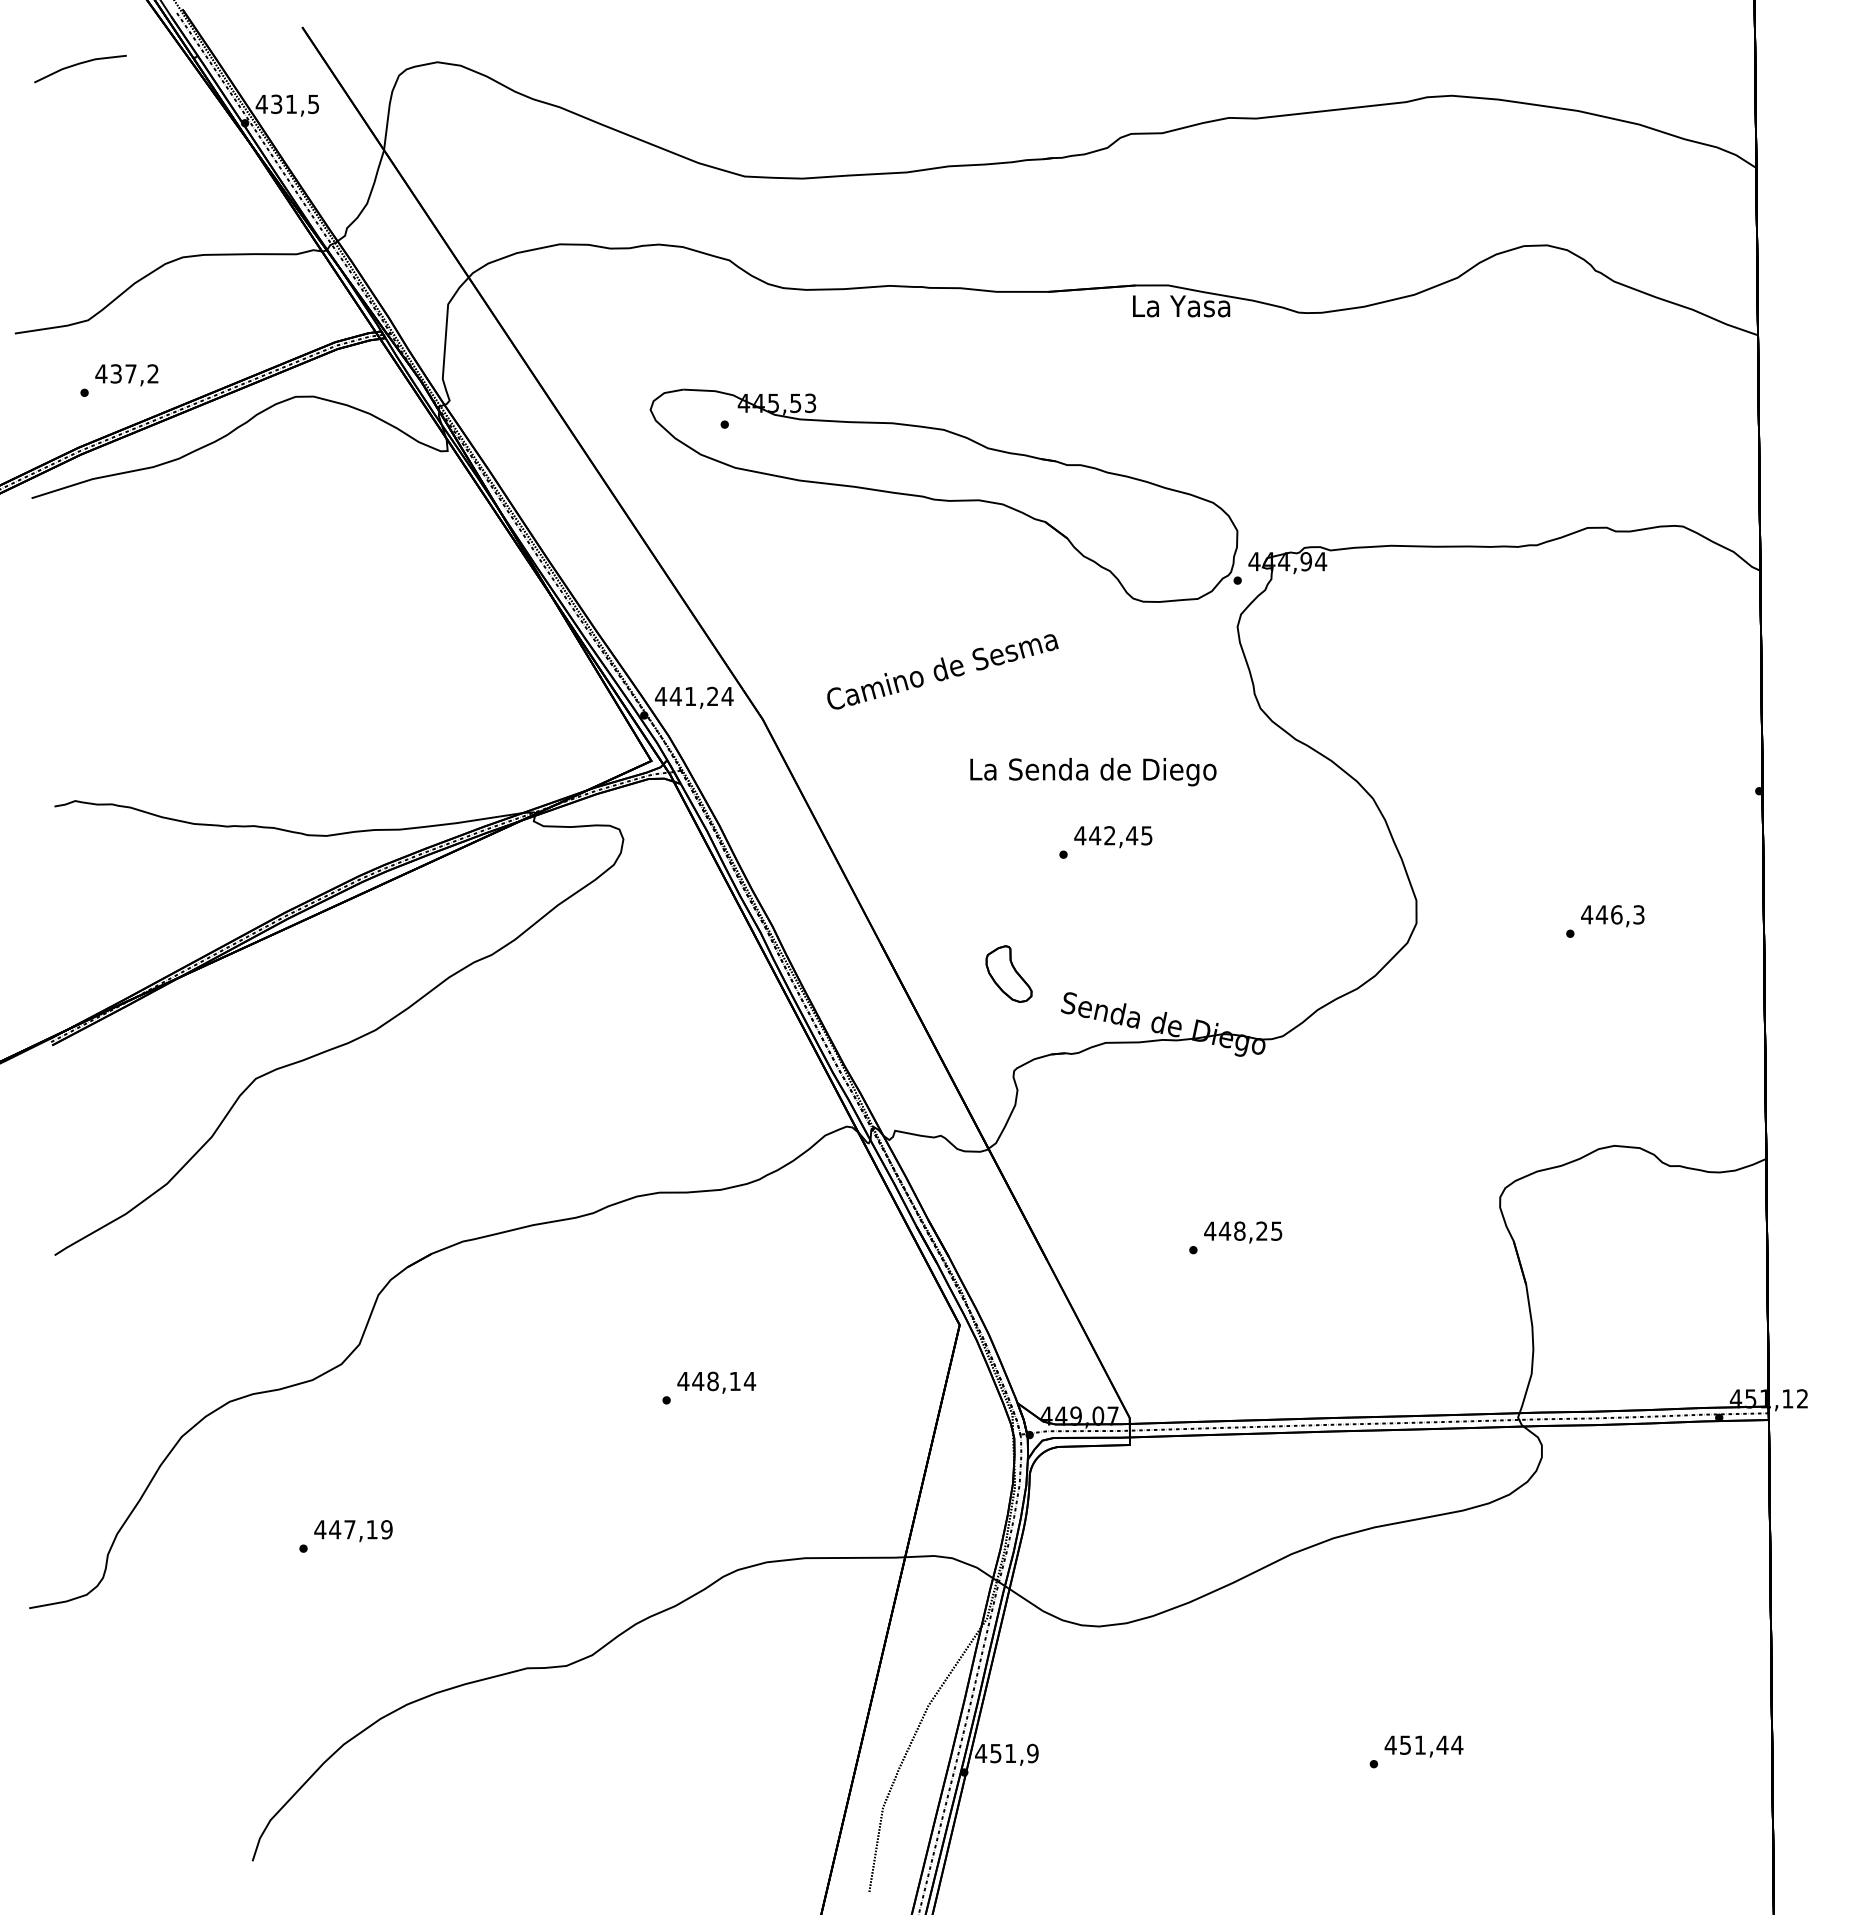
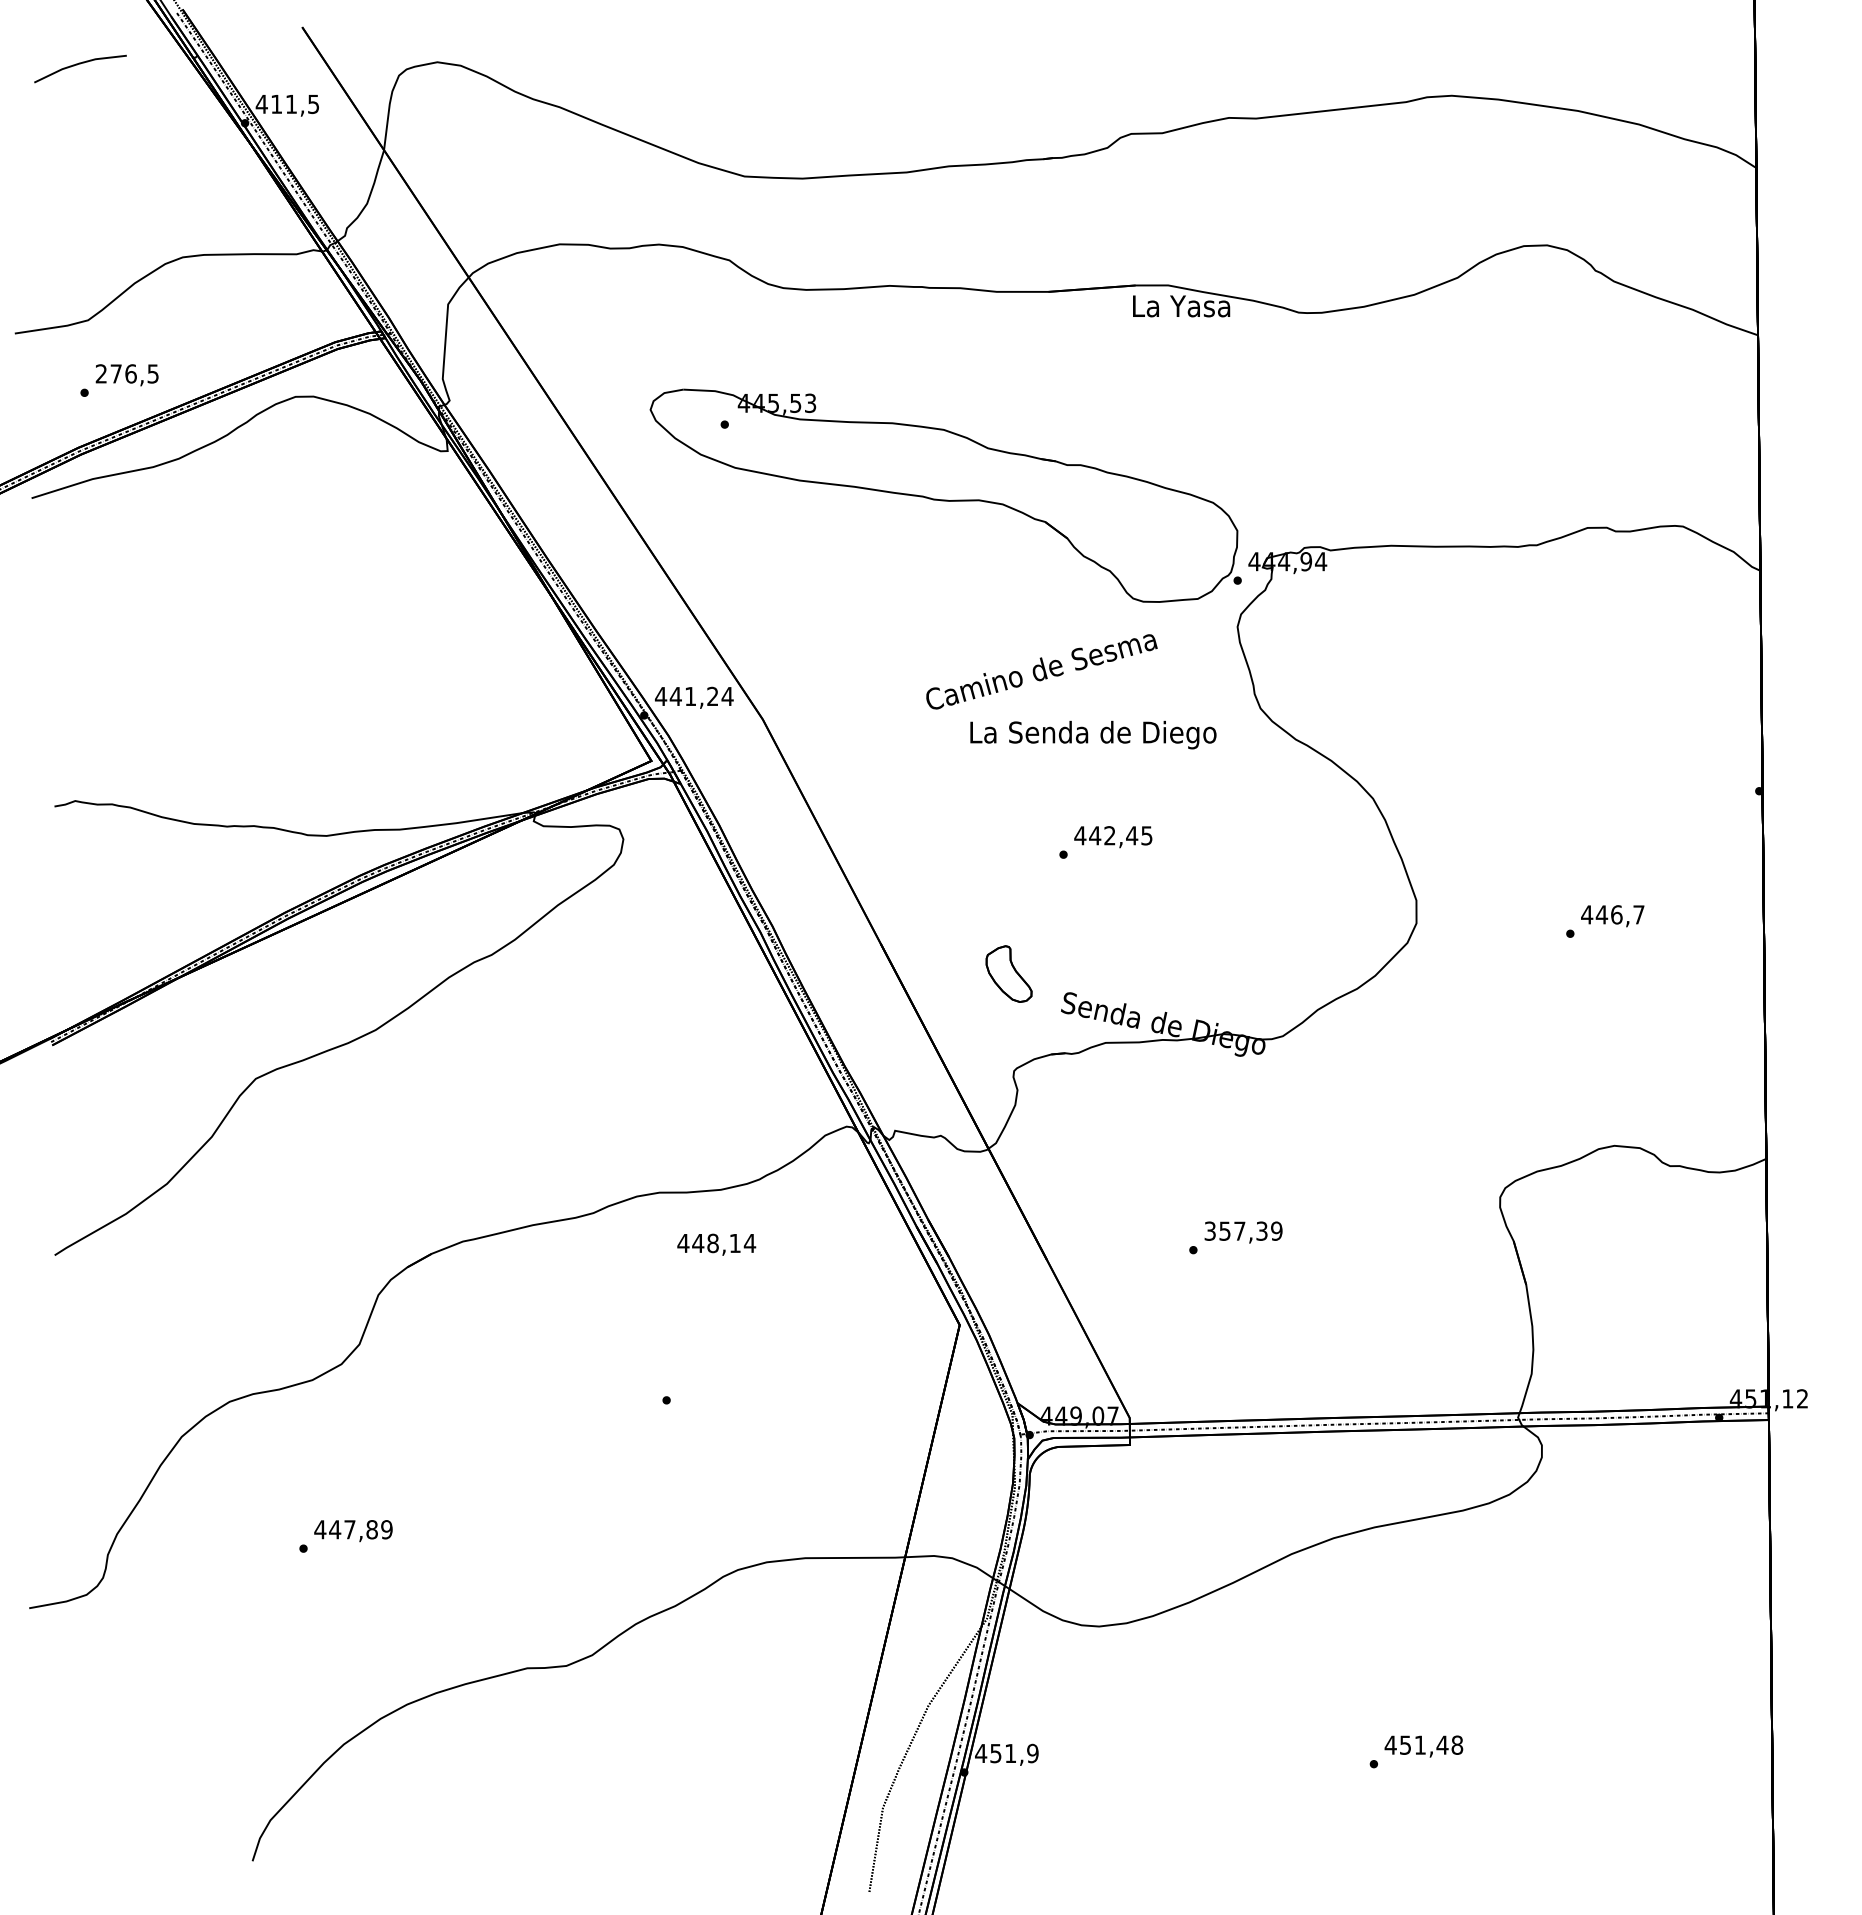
text: 431,5 -> 411,5 (276, 104)
text: 437,2 -> 276,5 (126, 373)
text position: (942, 671) -> (1041, 671) (1041, 671)
text position: (1093, 771) -> (1093, 734) (1093, 734)
text: 446,3 -> 446,7 (1638, 914)
text: 448,25 -> 357,39 (1243, 1230)
text position: (716, 1382) -> (716, 1244) (716, 1244)
text: 447,19 -> 447,89 (371, 1529)
text: 451,44 -> 451,48 (1457, 1744)
